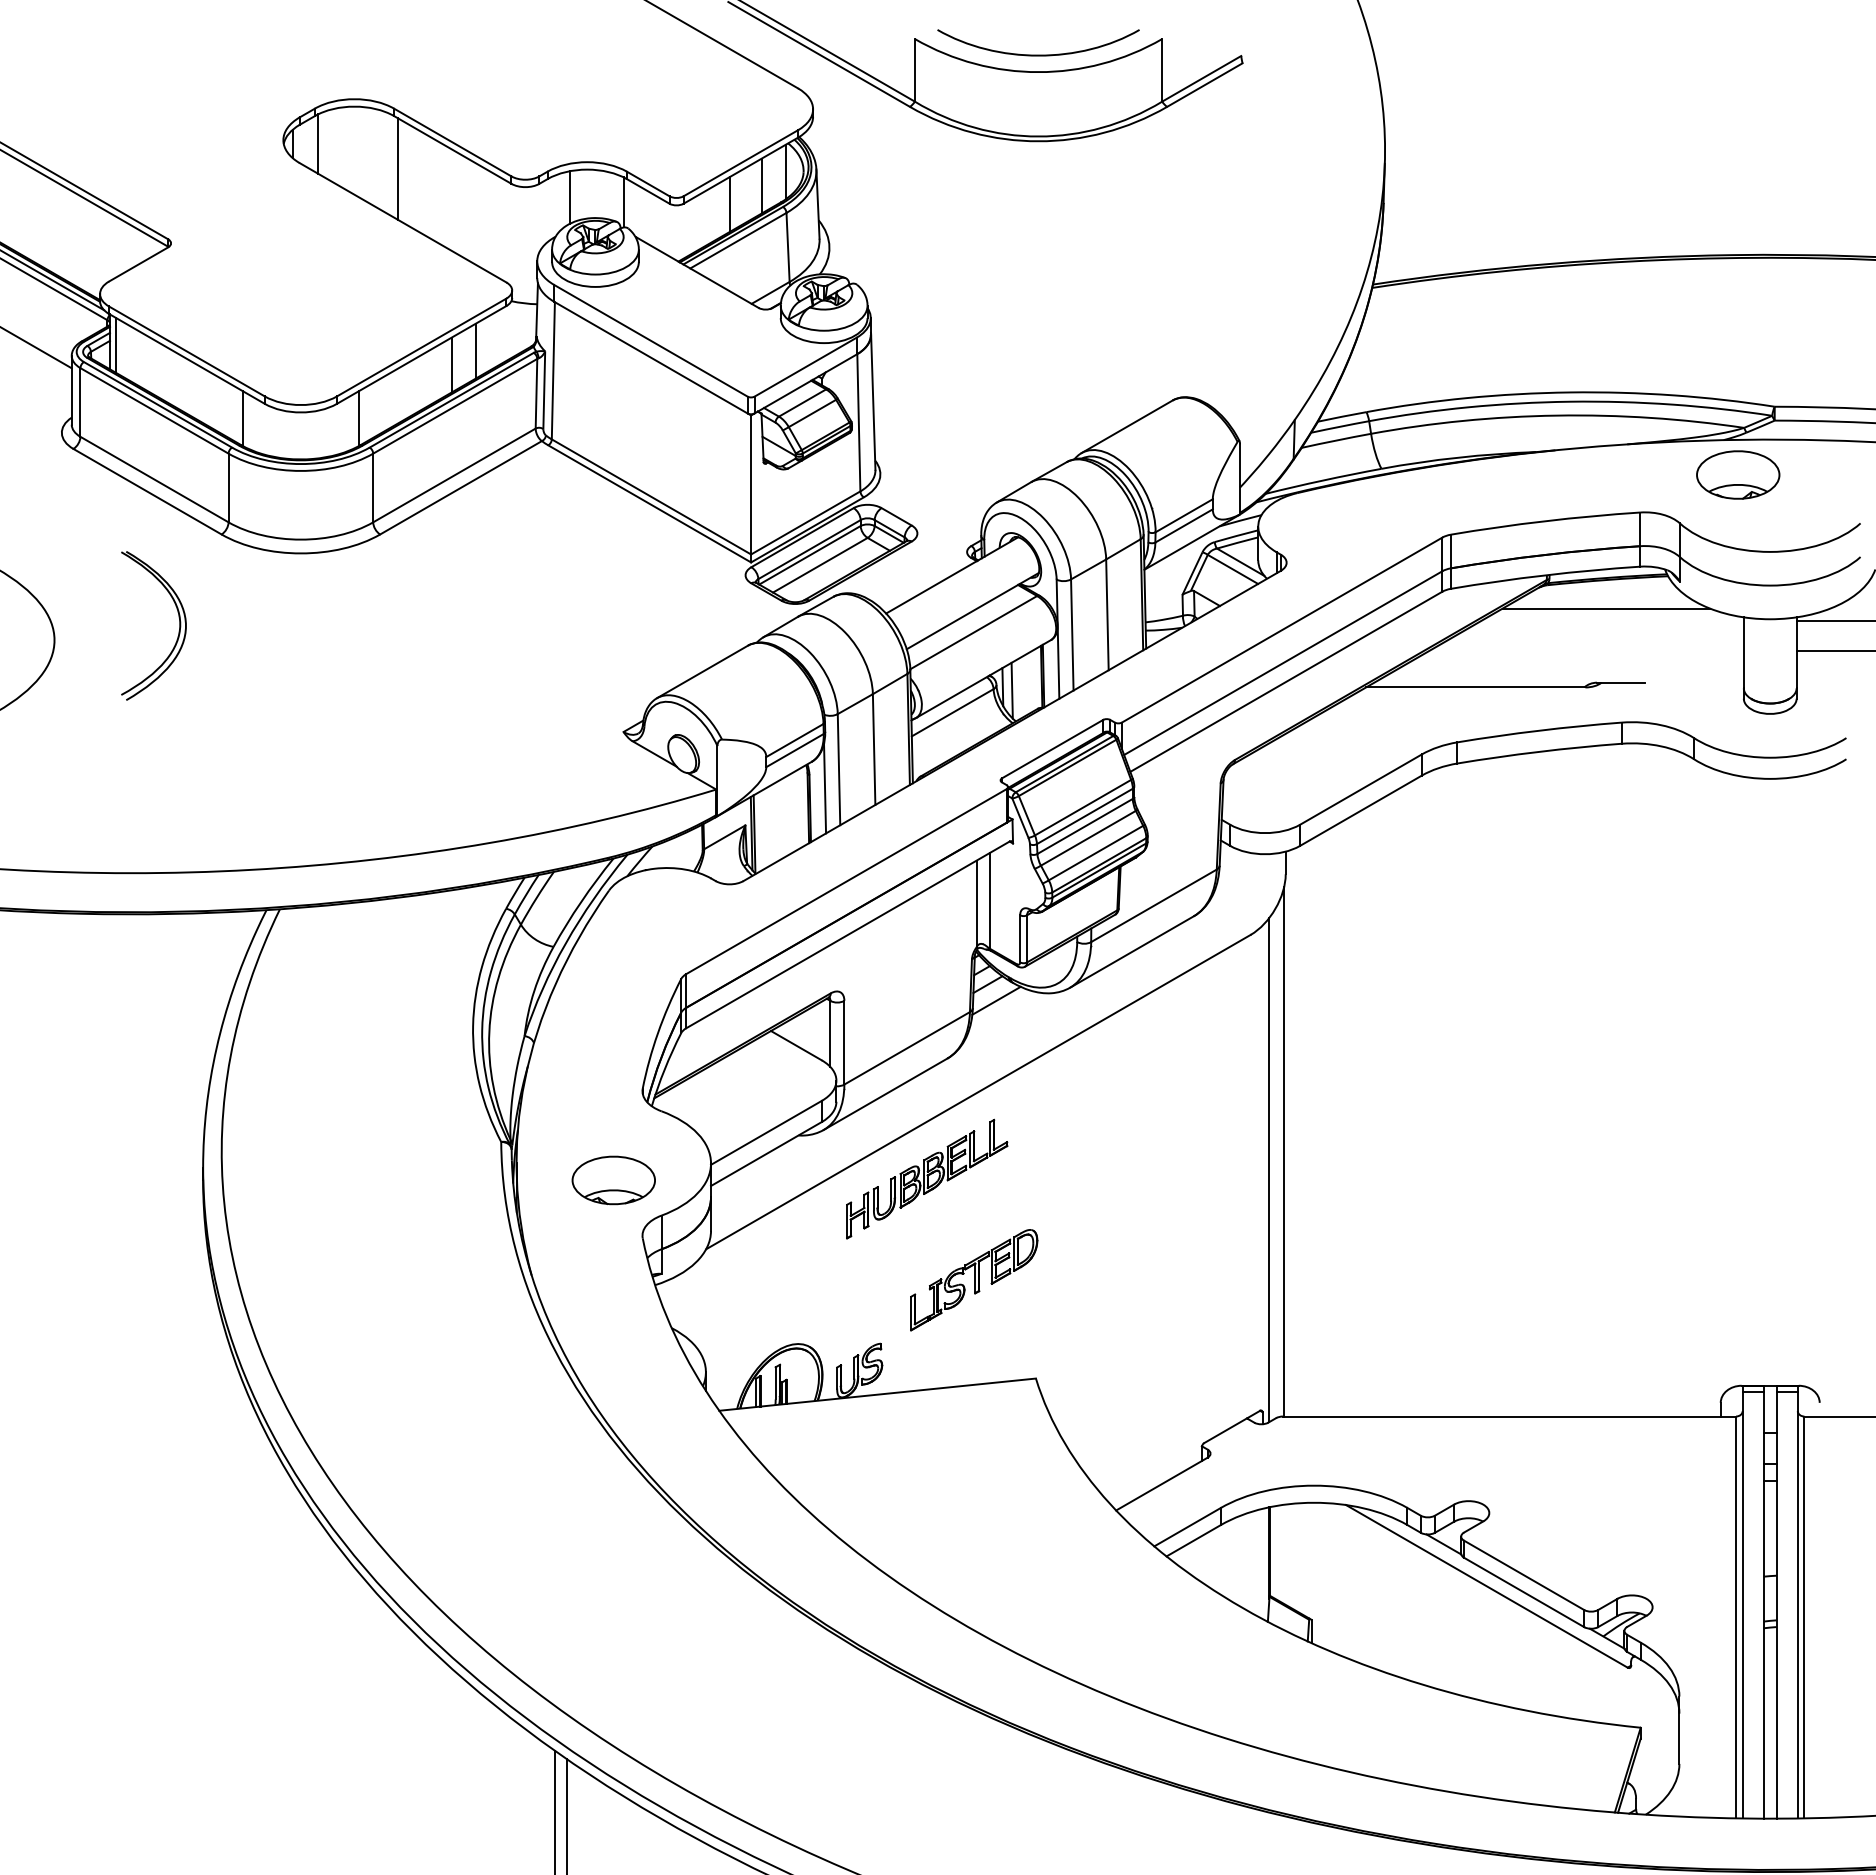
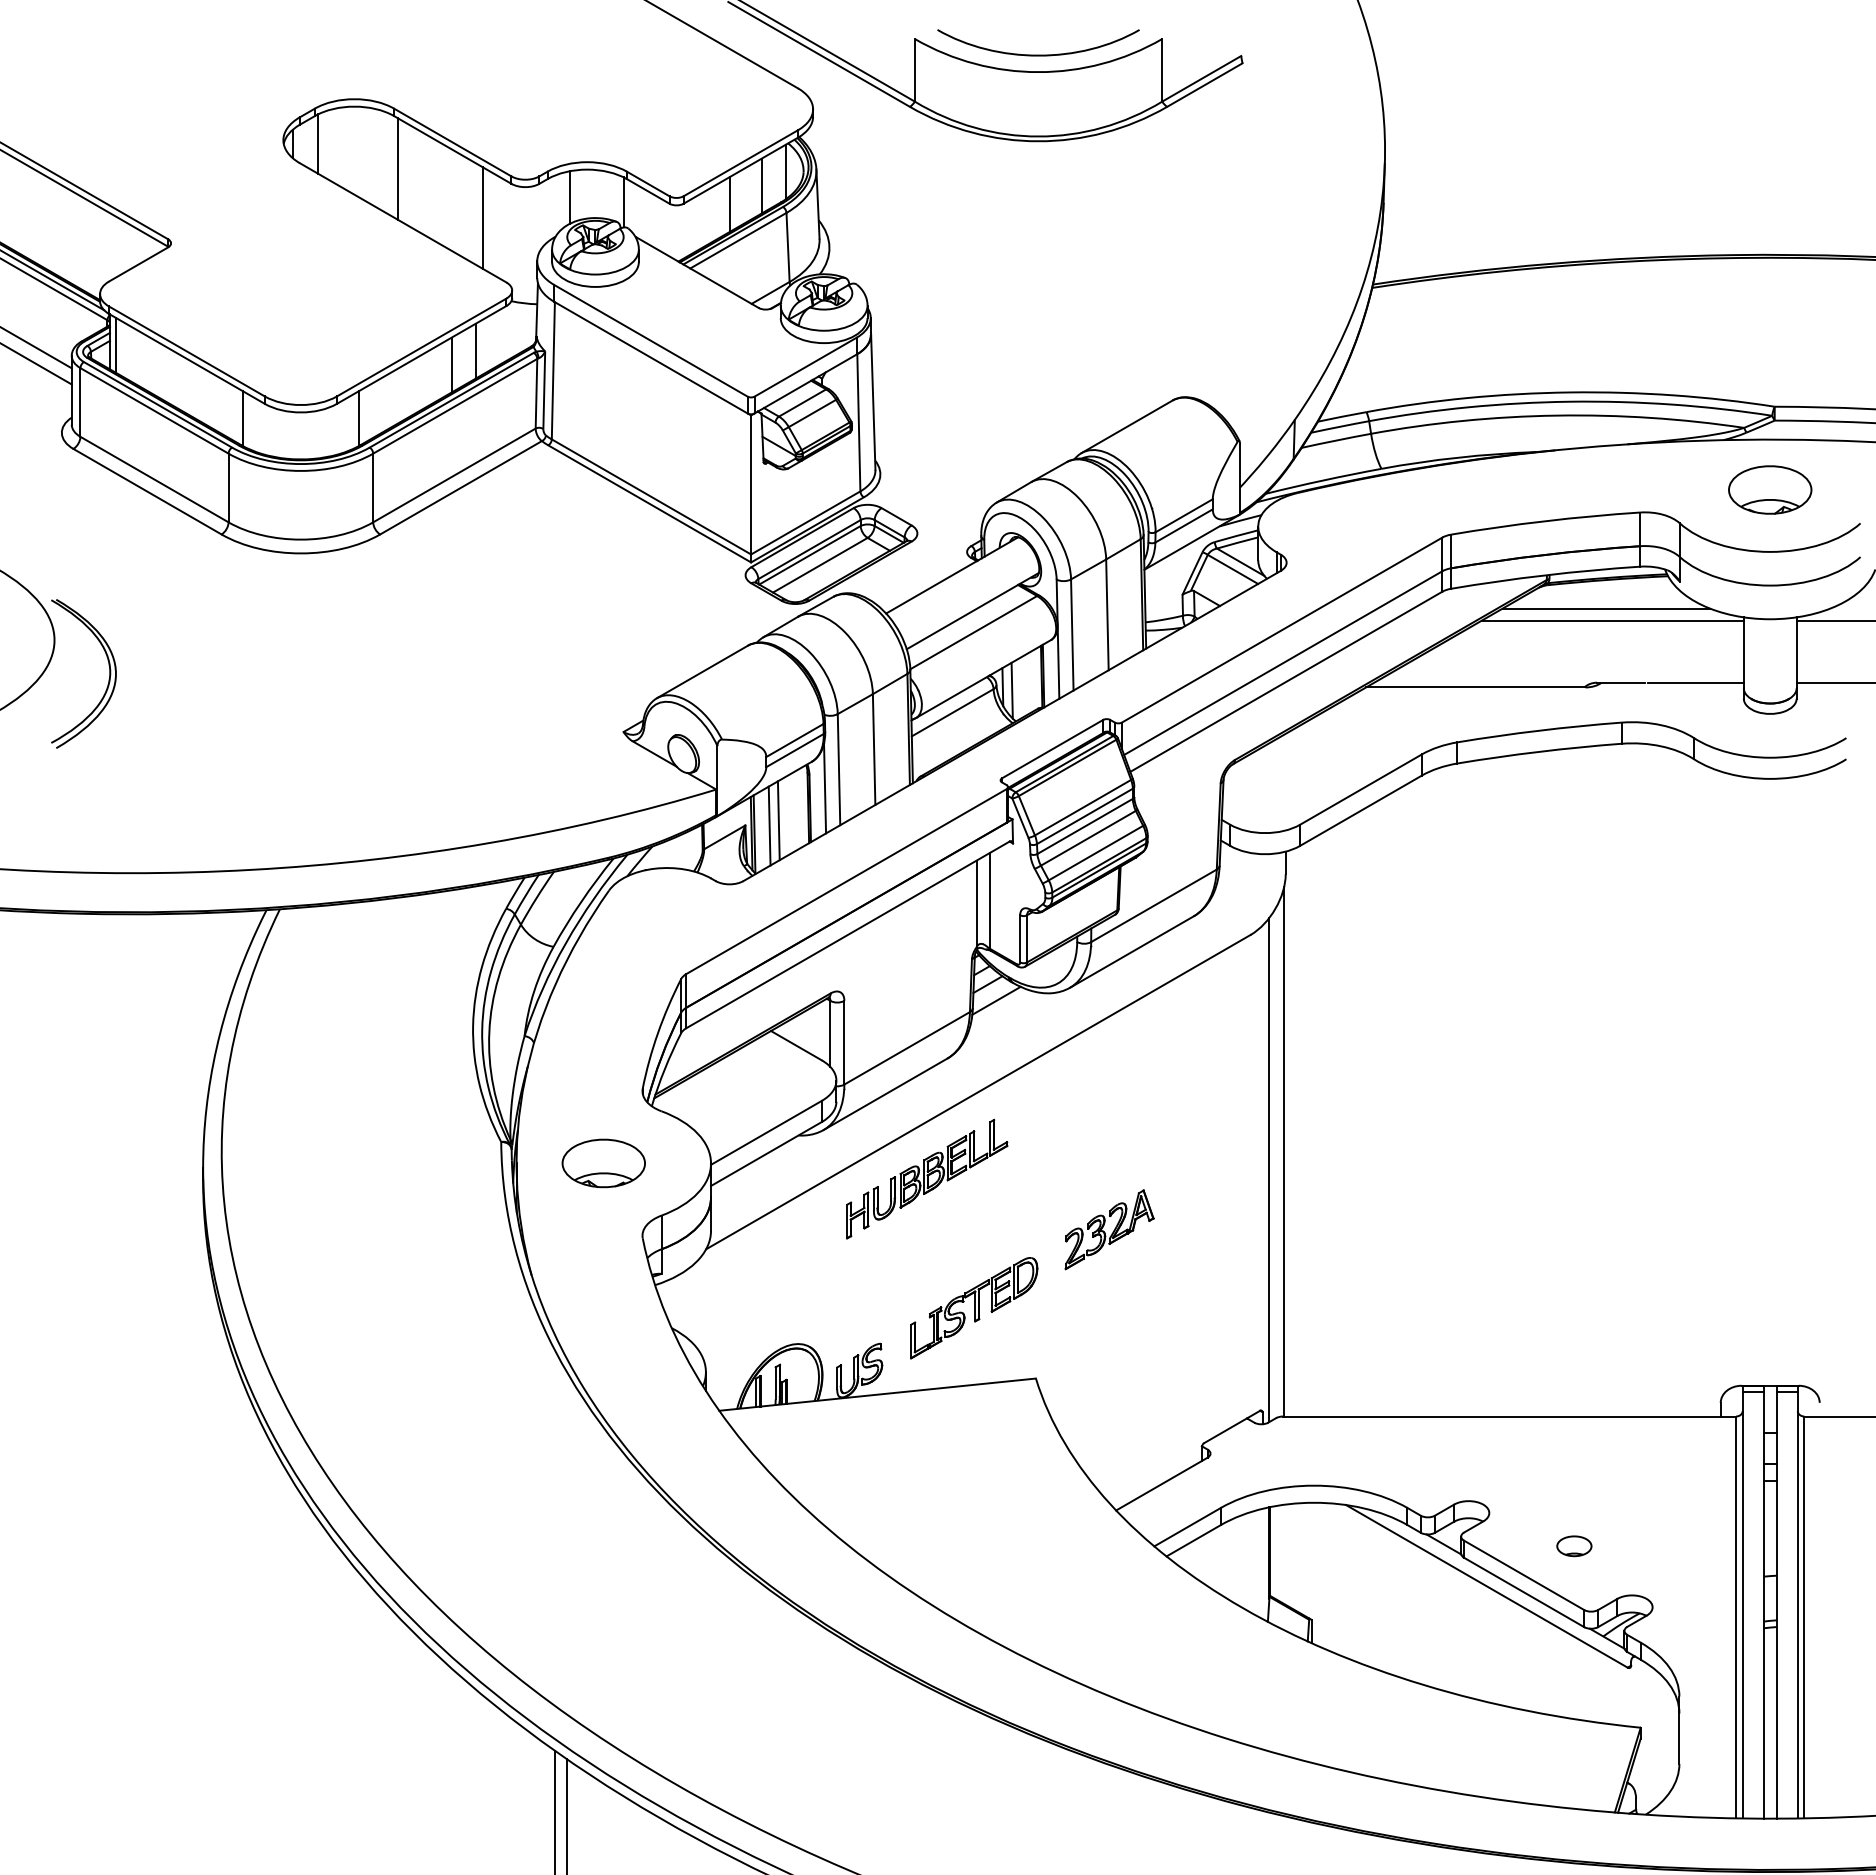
line: none -> present (482, 217)
line: none -> present (36, 364)
part position: (1738, 474) -> (1770, 489) (1770, 489)
line: none -> present (1612, 620)
part position: (178, 631) -> (108, 679) (108, 679)
line position: (1834, 650) -> (1834, 682) (1834, 682)
line: none -> present (1695, 682)
line: none -> present (778, 820)
line: none -> present (769, 825)
part position: (613, 1180) -> (603, 1163) (603, 1163)
part: none -> present (1109, 1229)
part position: (974, 1280) -> (974, 1308) (974, 1308)
part: none -> present (1574, 1546)
